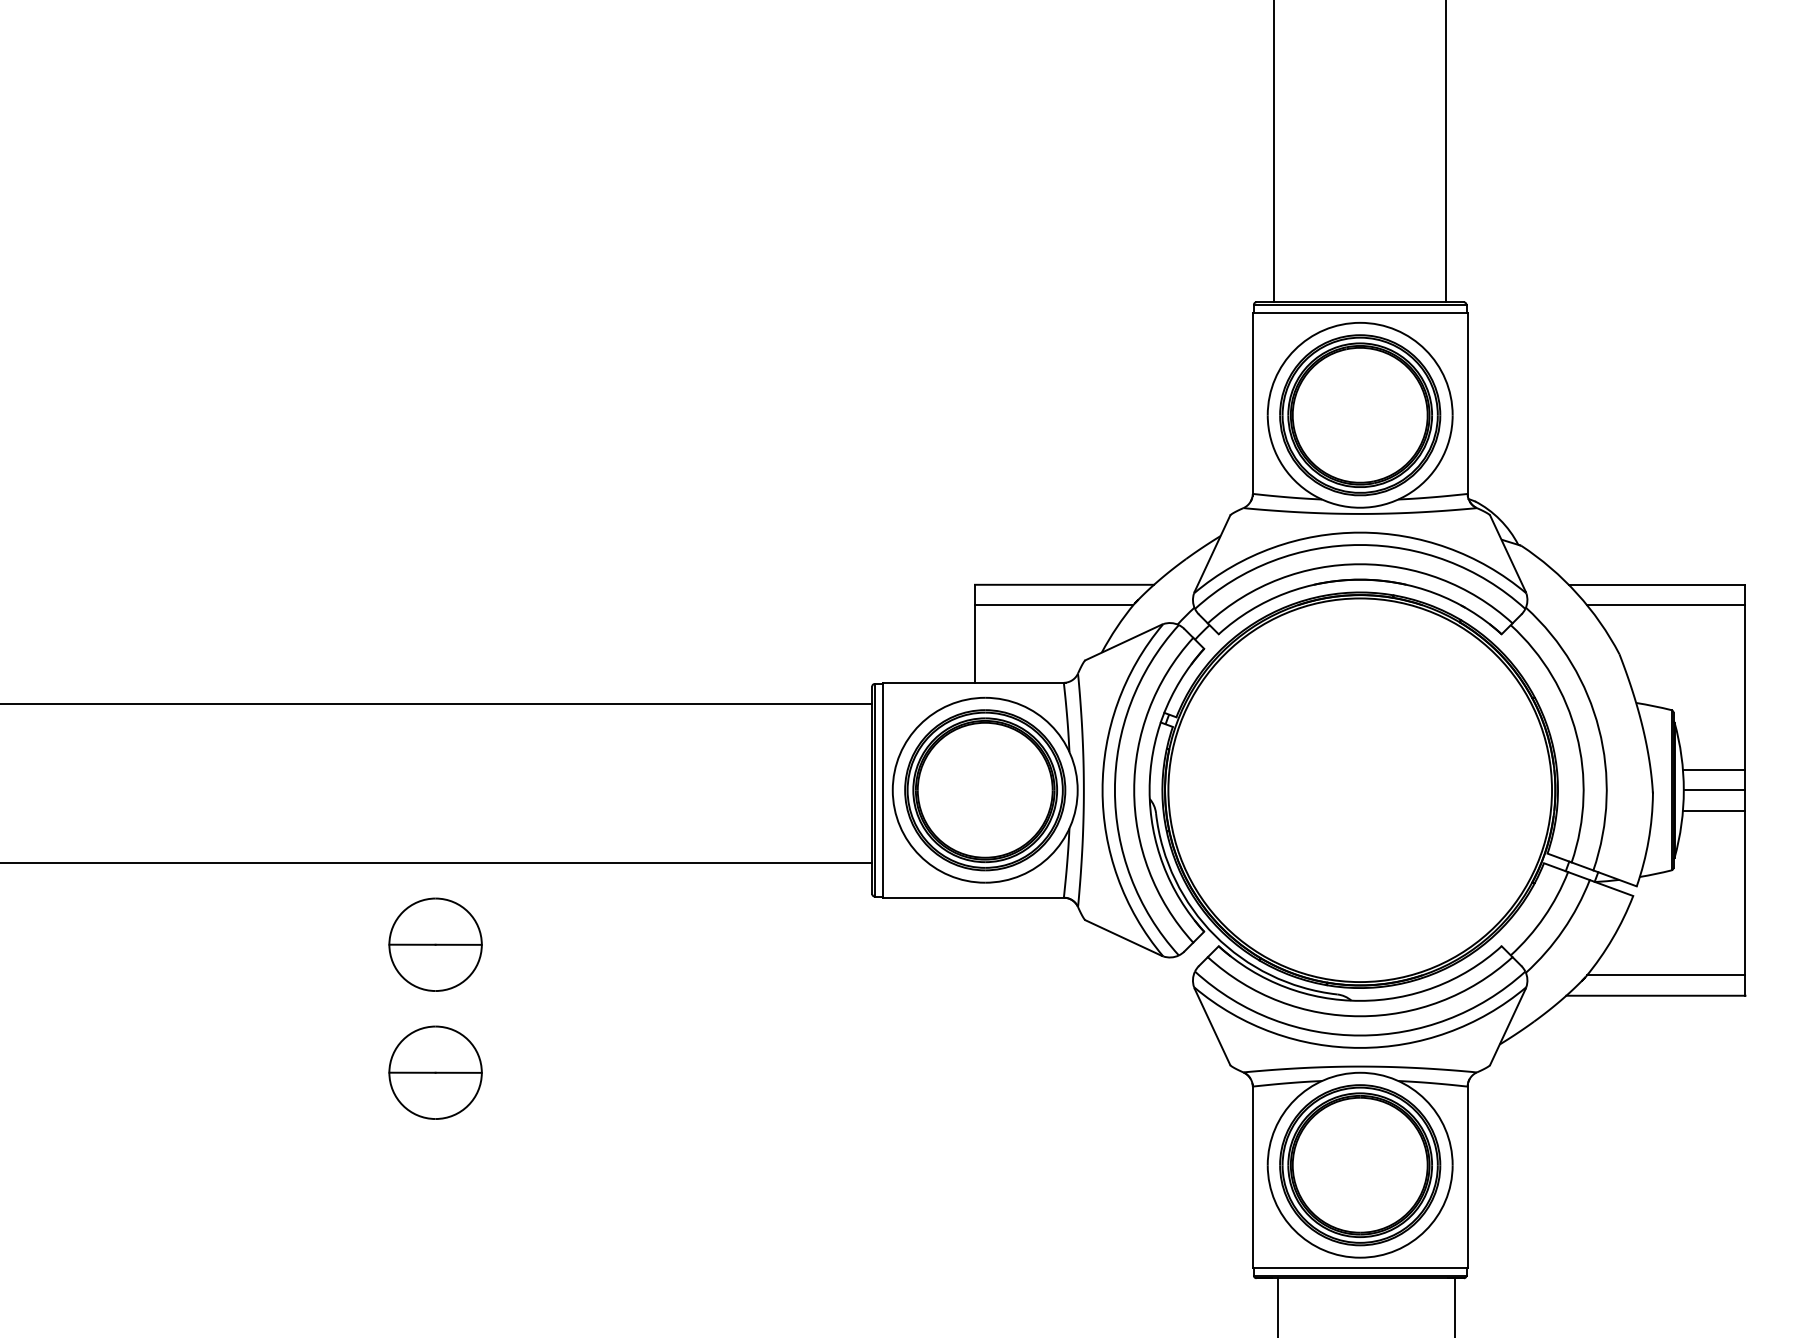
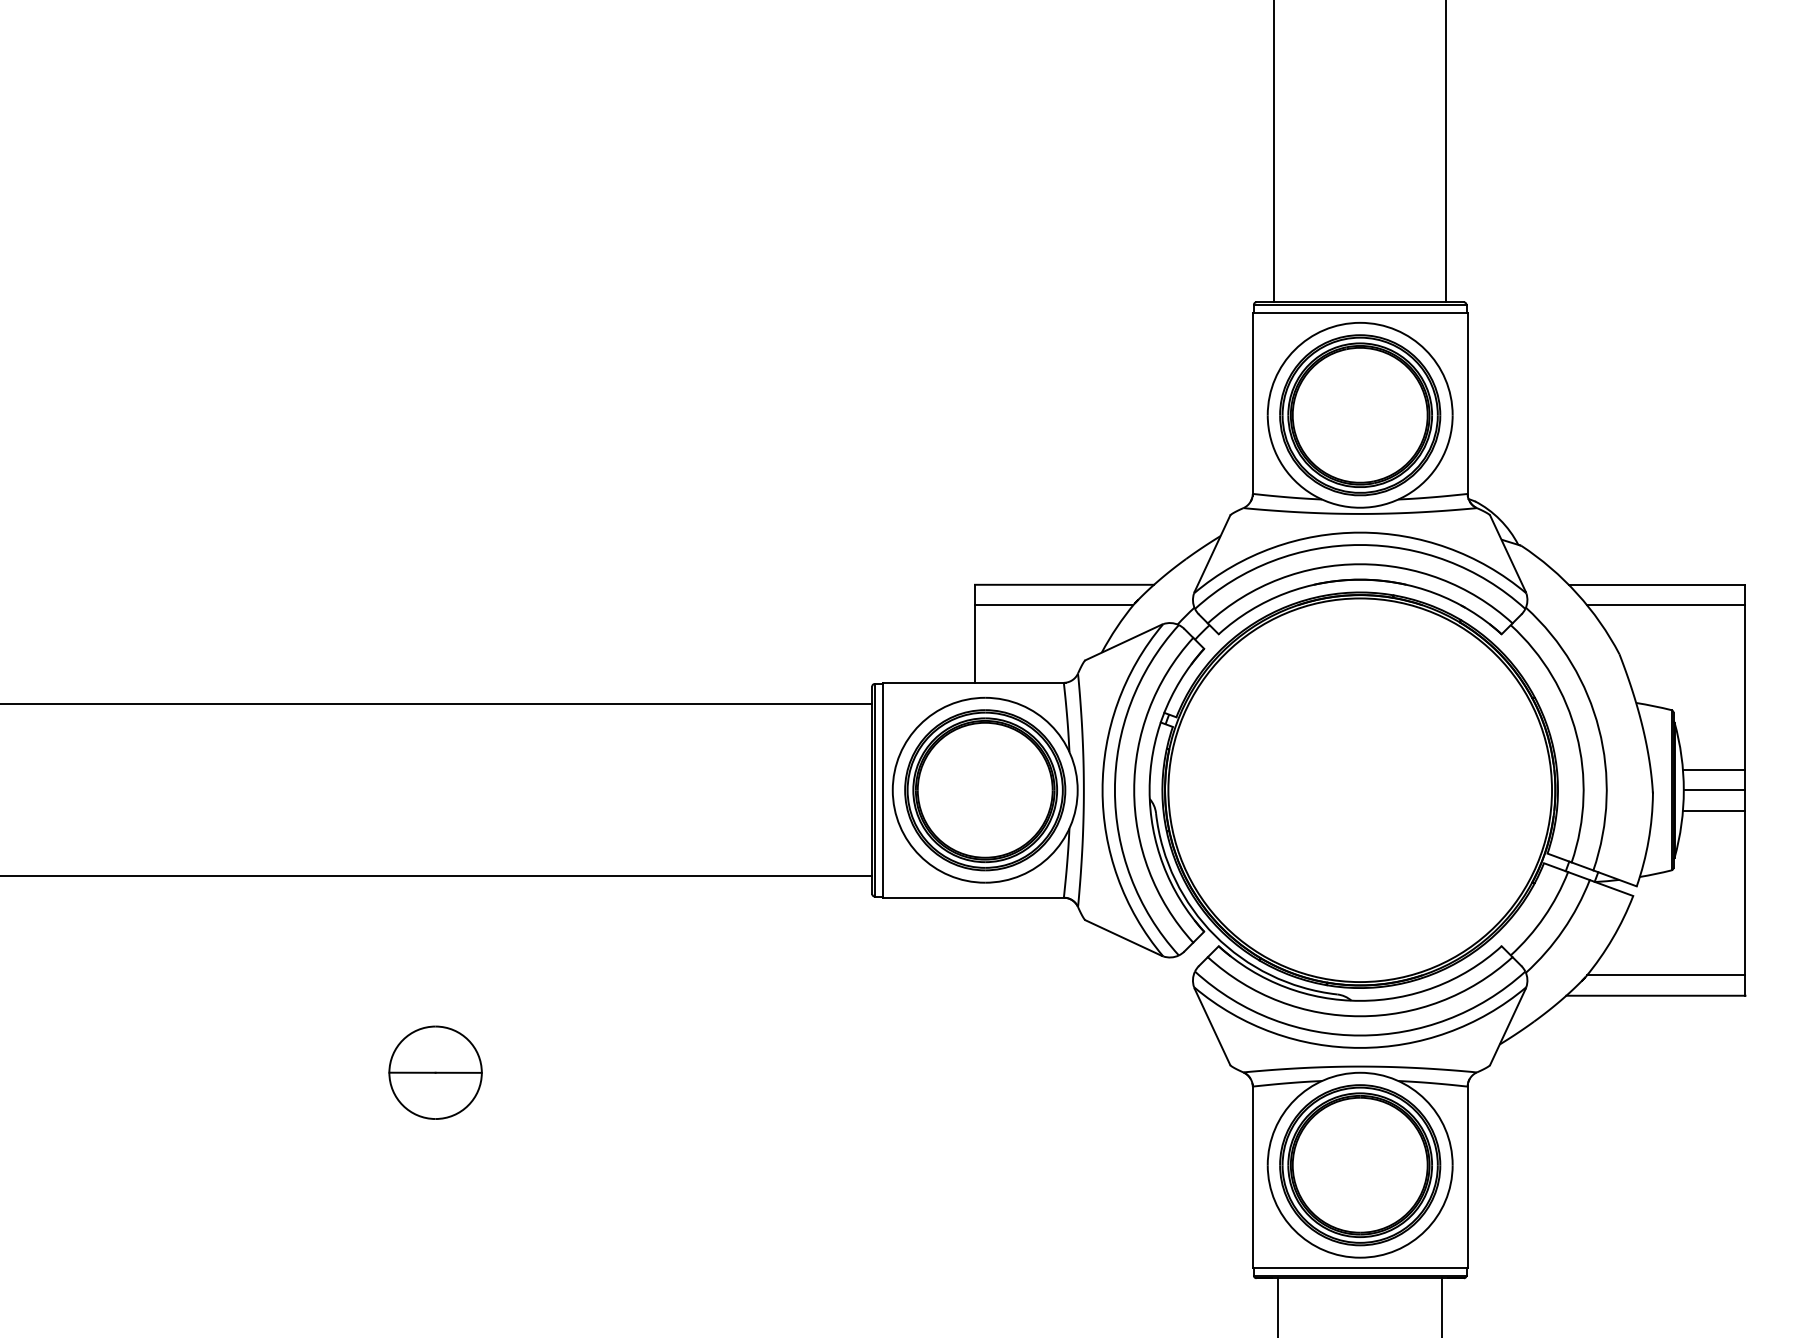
line position: (437, 863) -> (437, 876) (437, 876)
part: present -> none (435, 944)
line position: (1455, 1306) -> (1442, 1306) (1442, 1306)
